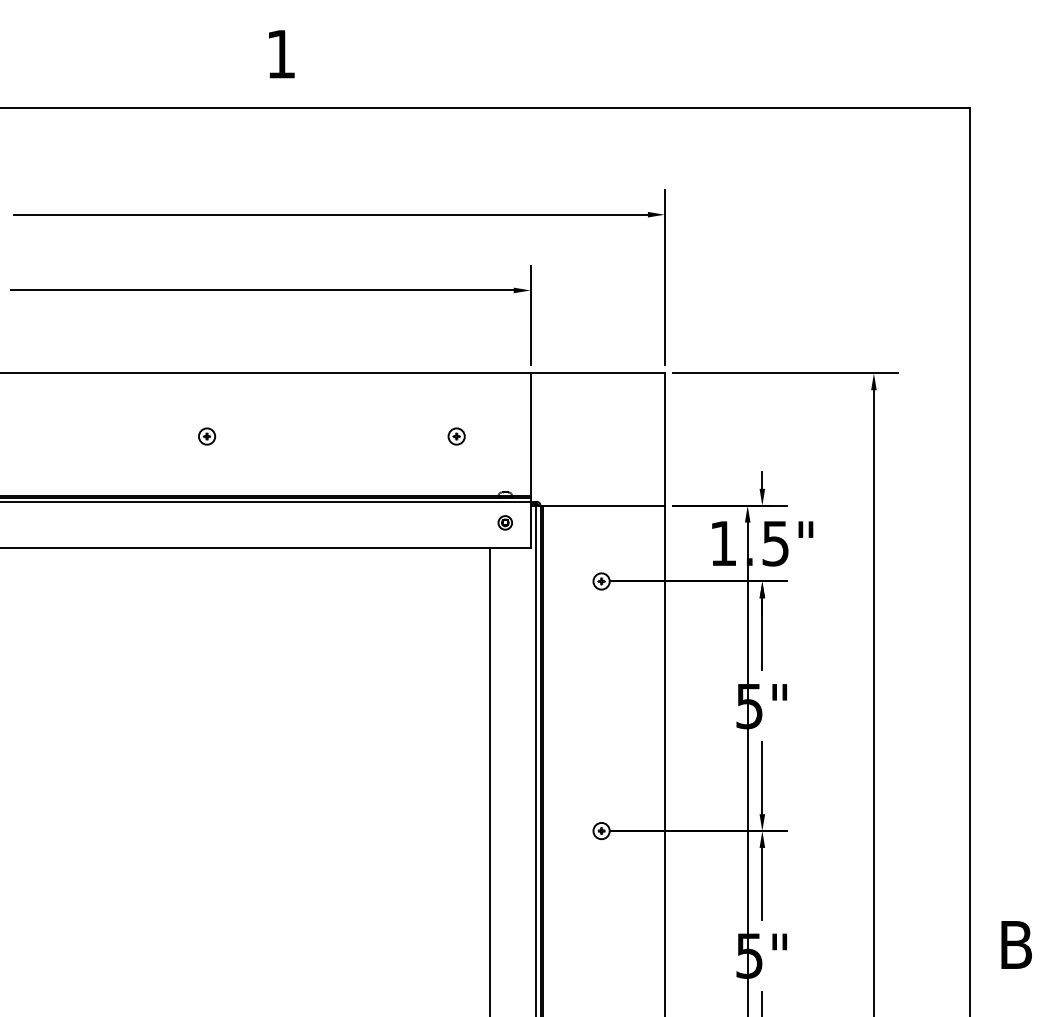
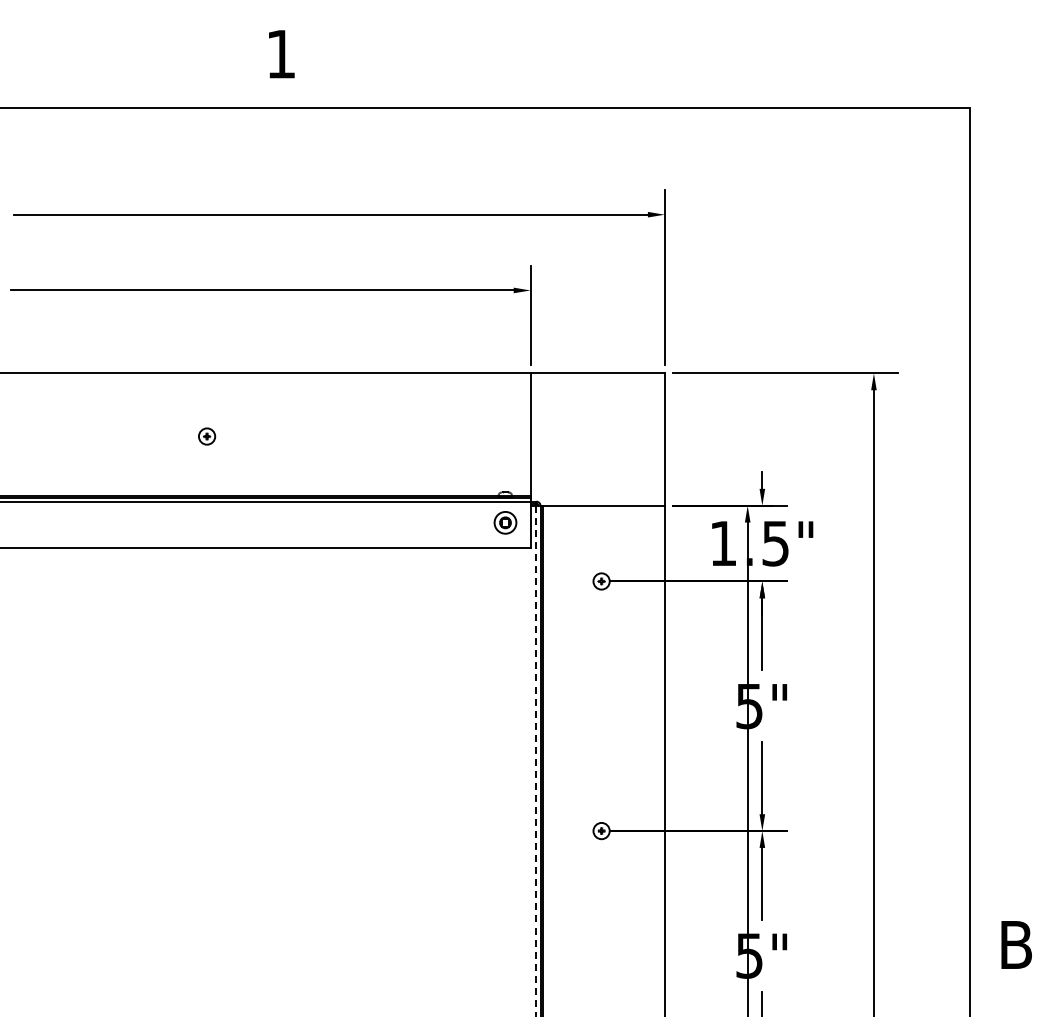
part: present -> none (456, 436)
part size: 16x16 px -> 25x24 px (505, 522)
line: solid -> dashed (536, 760)
line: present -> none (490, 780)
